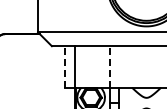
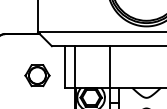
line: dashed -> solid (65, 66)
line: dashed -> solid (109, 66)
part: none -> present (37, 75)
